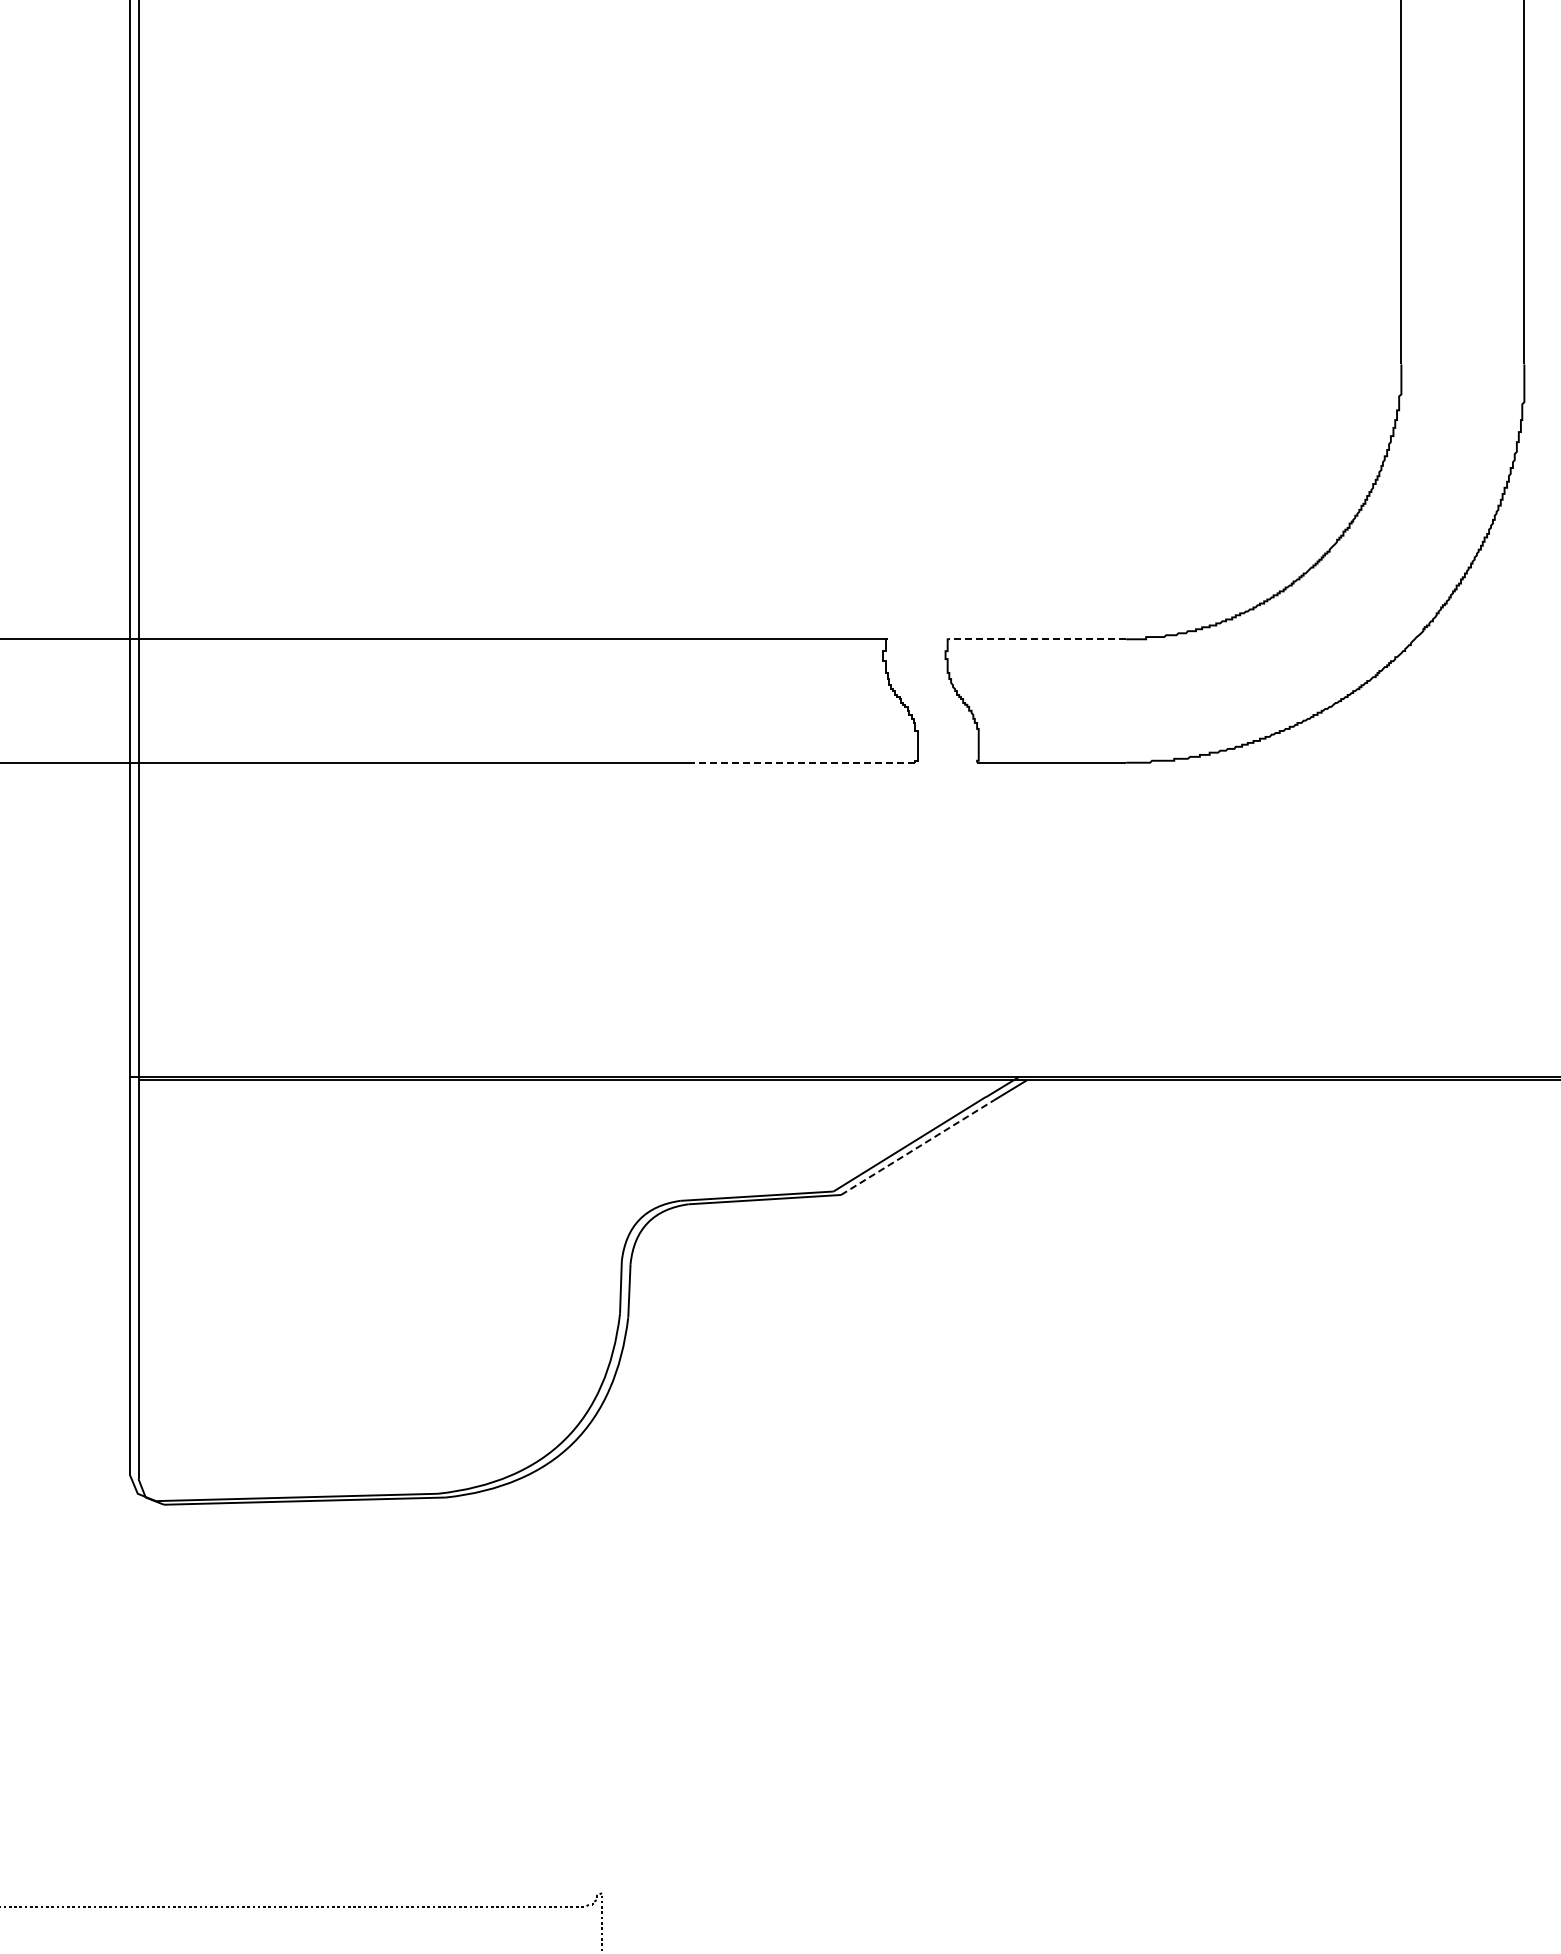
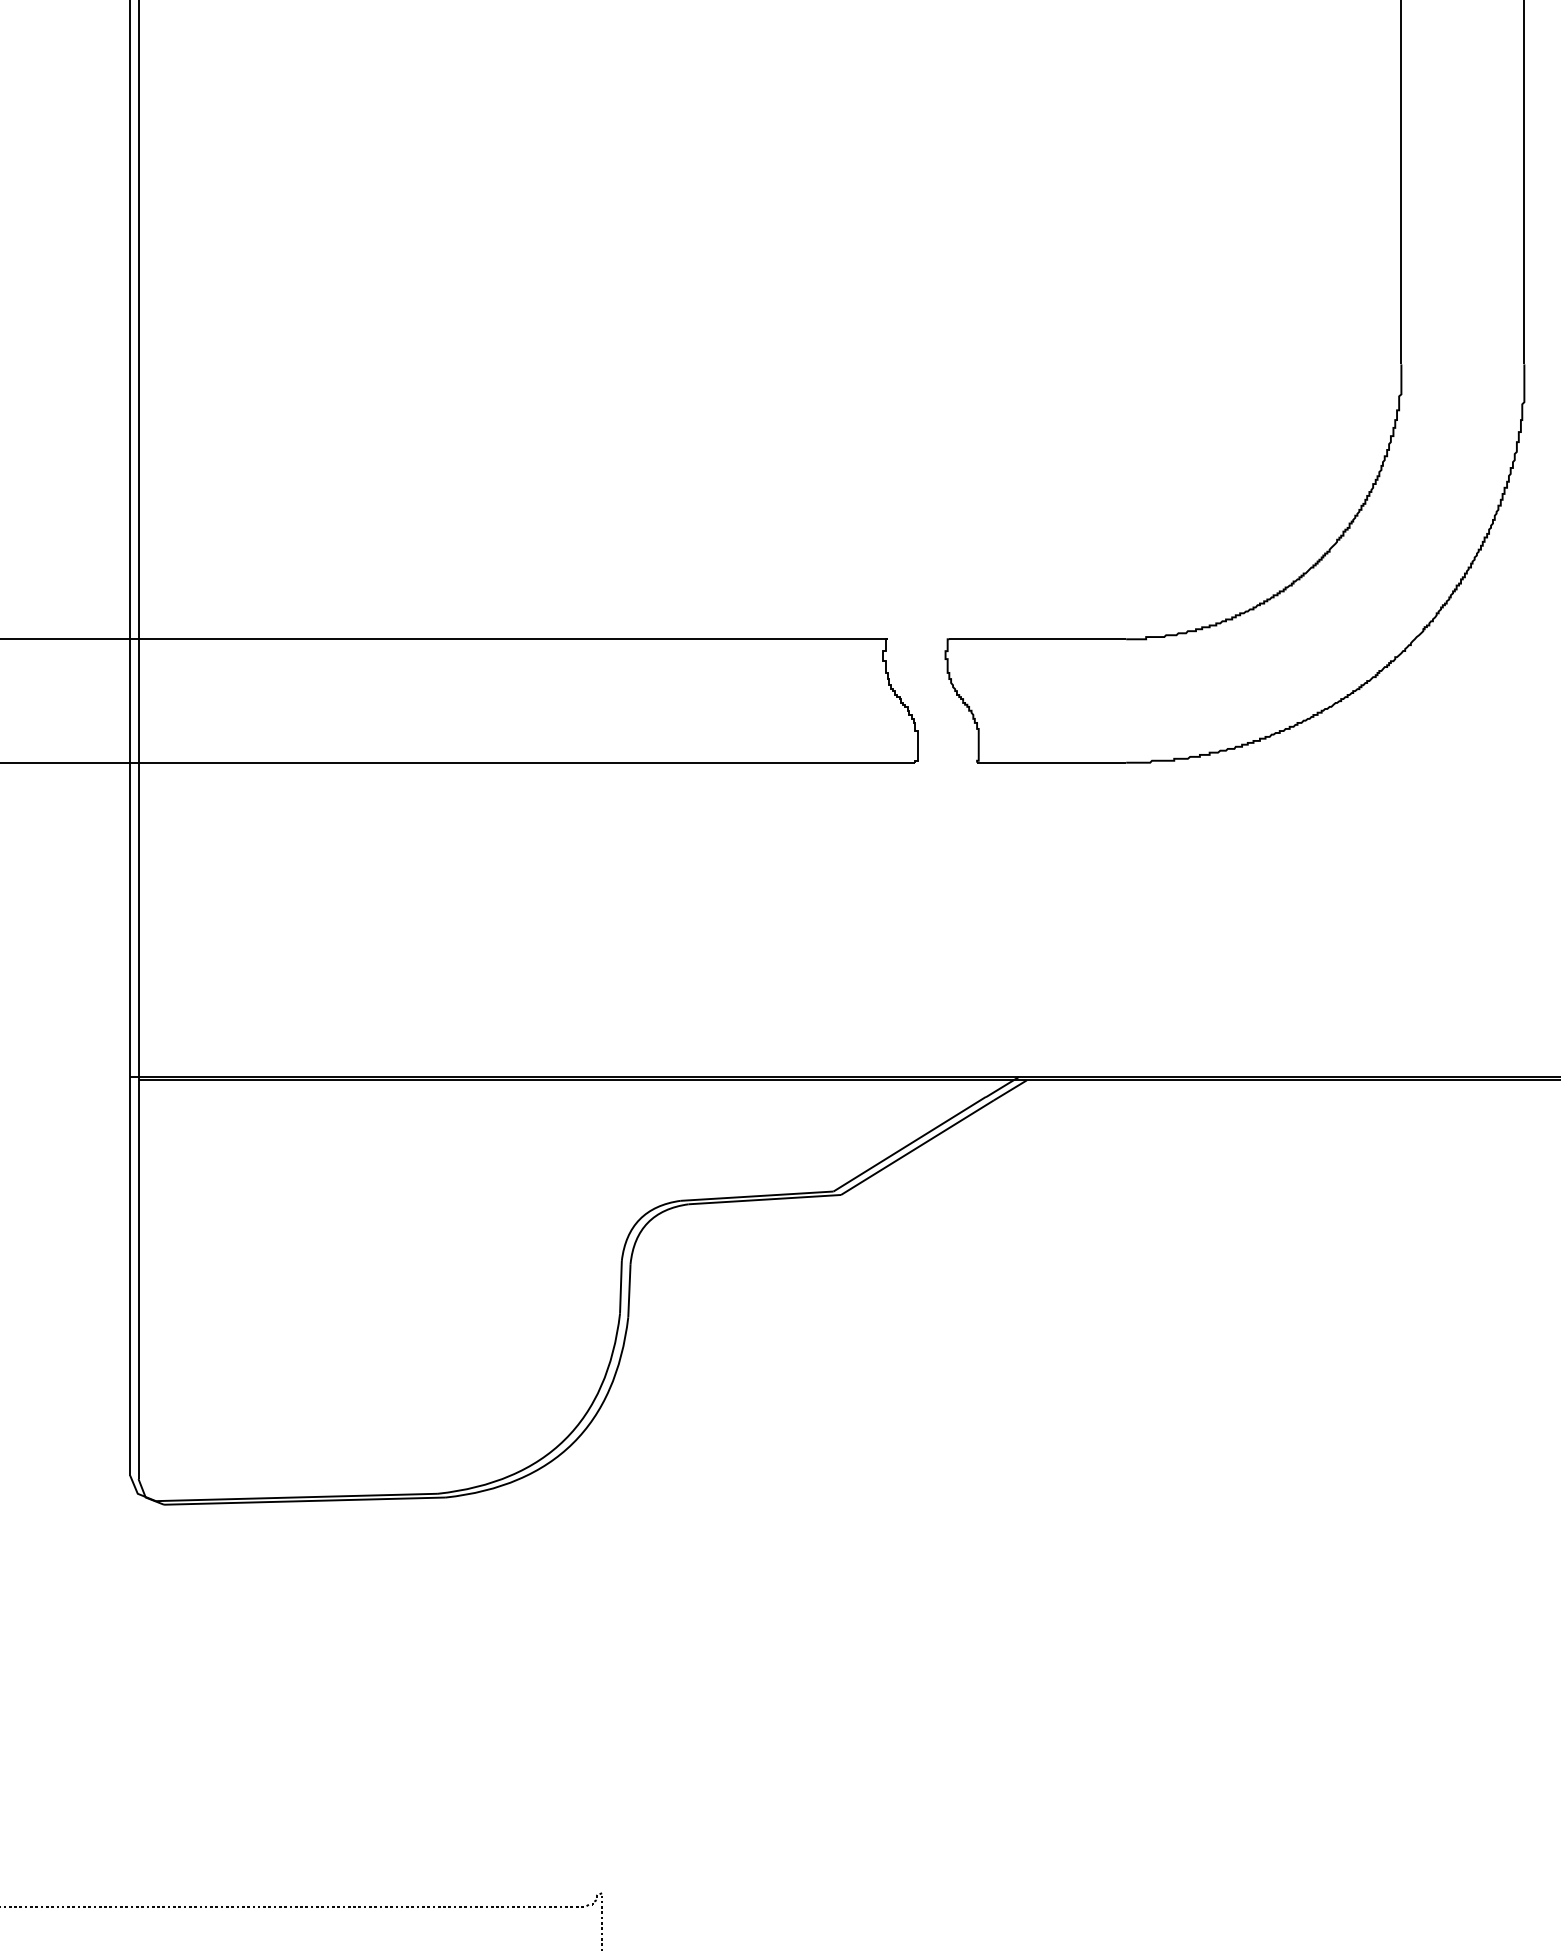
line: dashed -> solid (1037, 639)
line: dashed -> solid (801, 762)
line: dashed -> solid (917, 1147)
